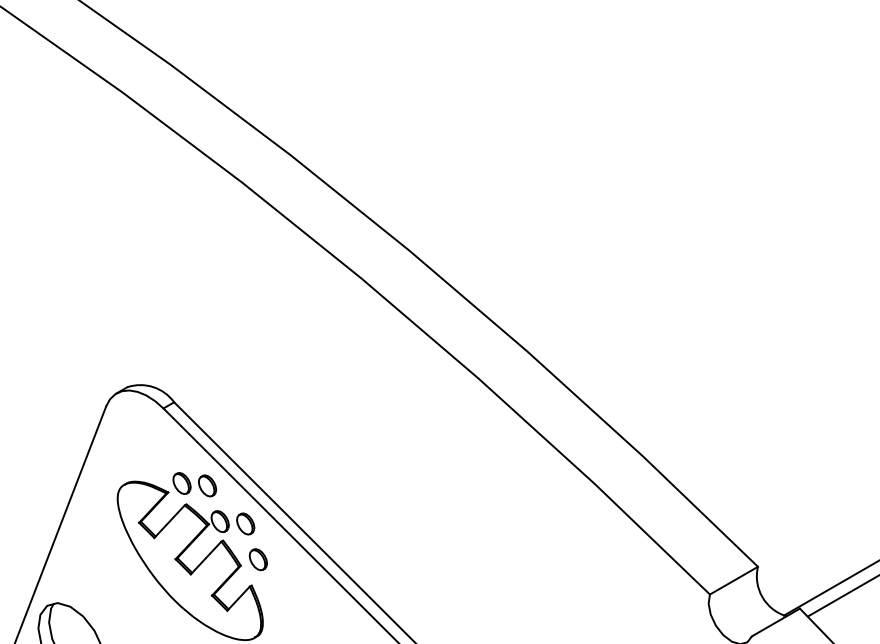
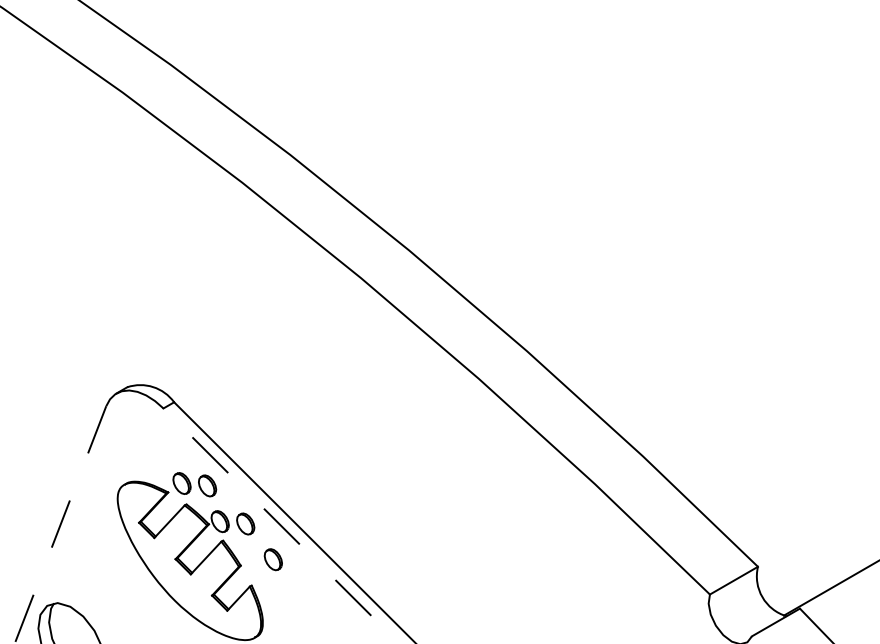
line: solid -> dashed (60, 524)
line: solid -> dashed (280, 525)
part position: (257, 559) -> (272, 559) (272, 559)
line: present -> none (841, 596)
